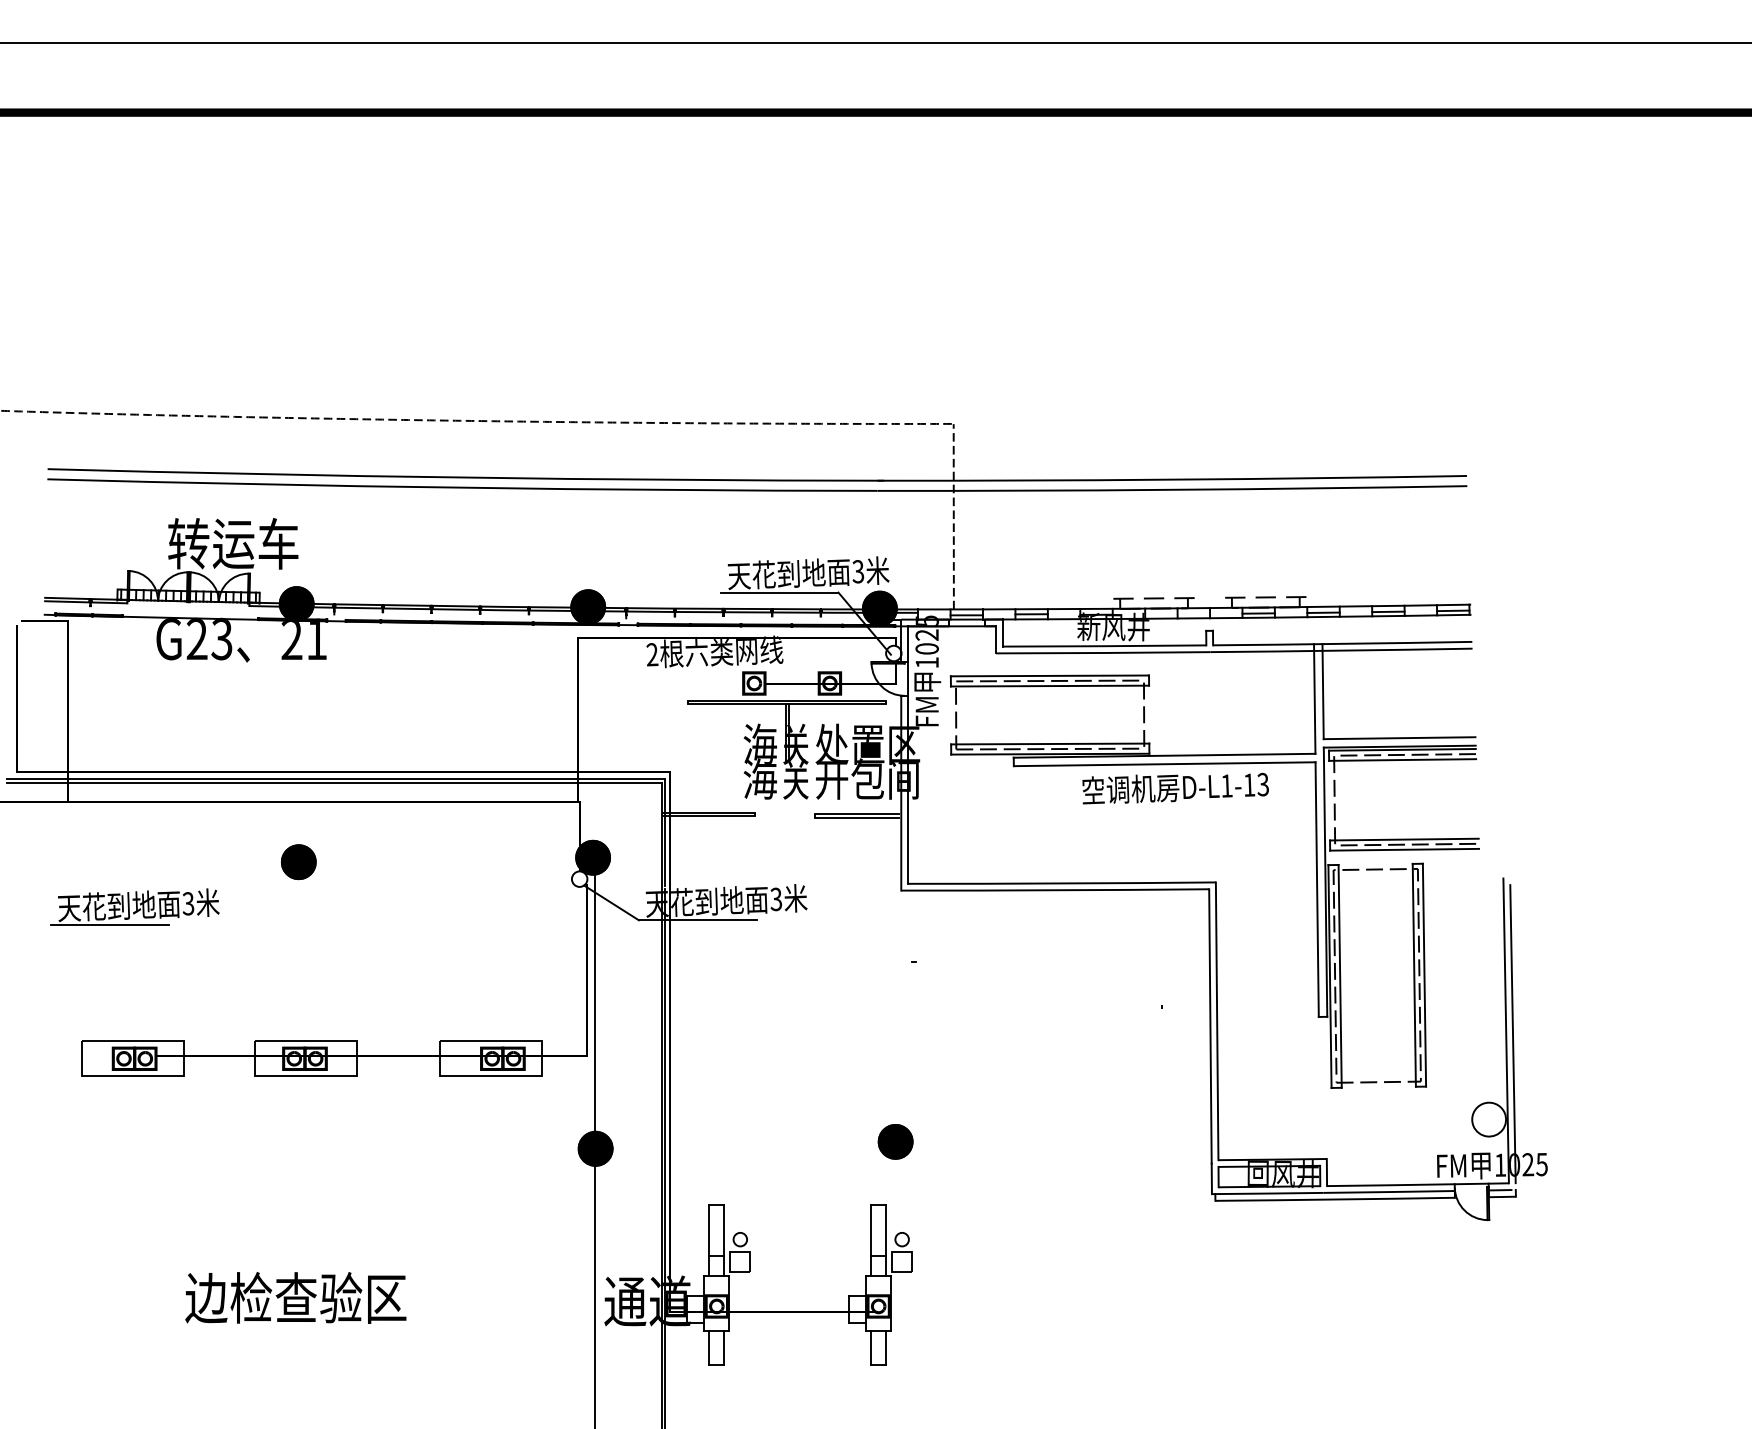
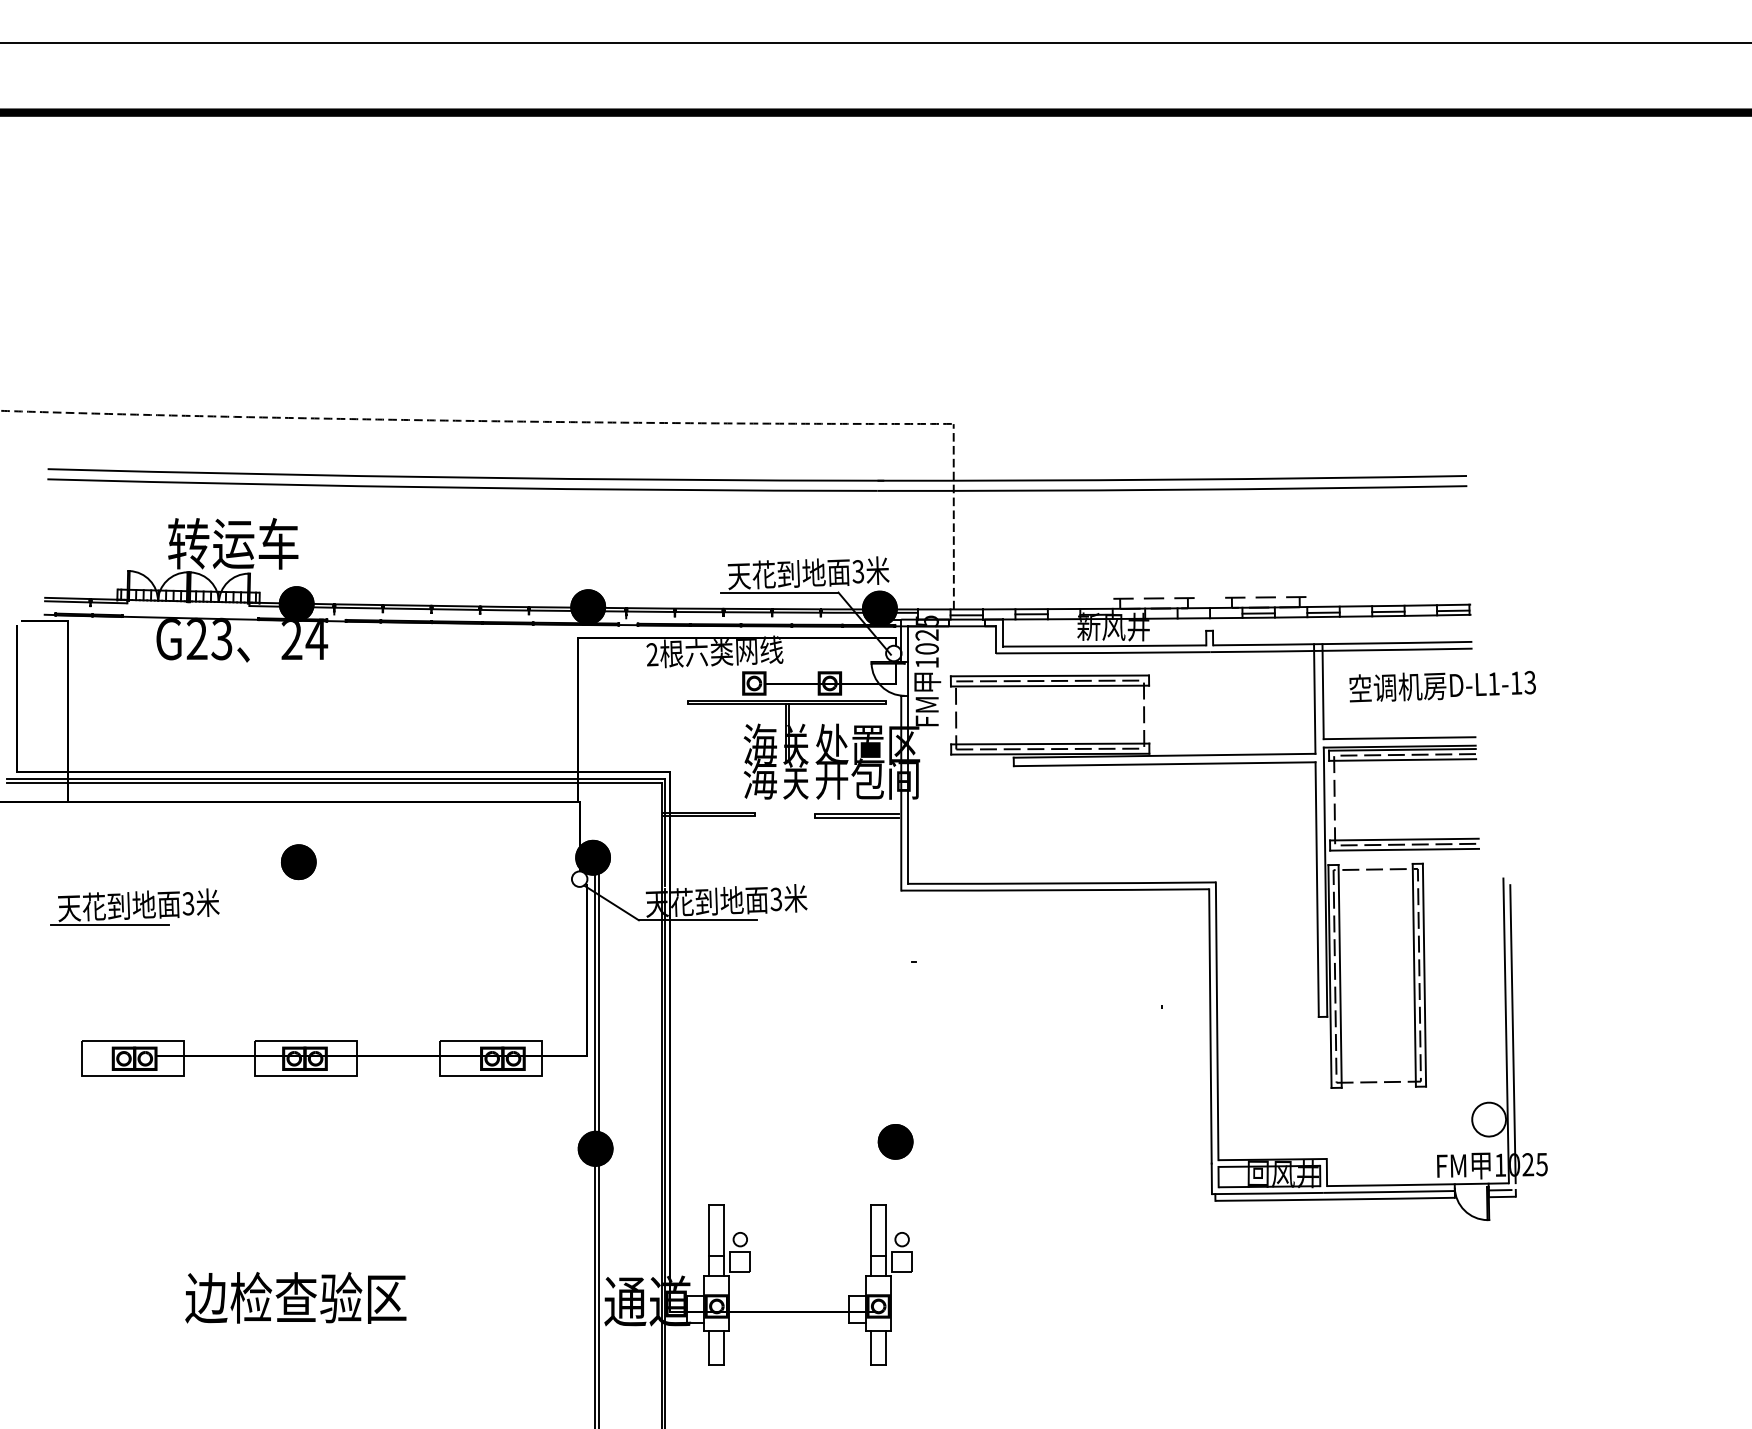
text: 21 -> 24 (316, 638)
text position: (1175, 788) -> (1442, 686) (1442, 686)
line: none -> present (598, 1148)
